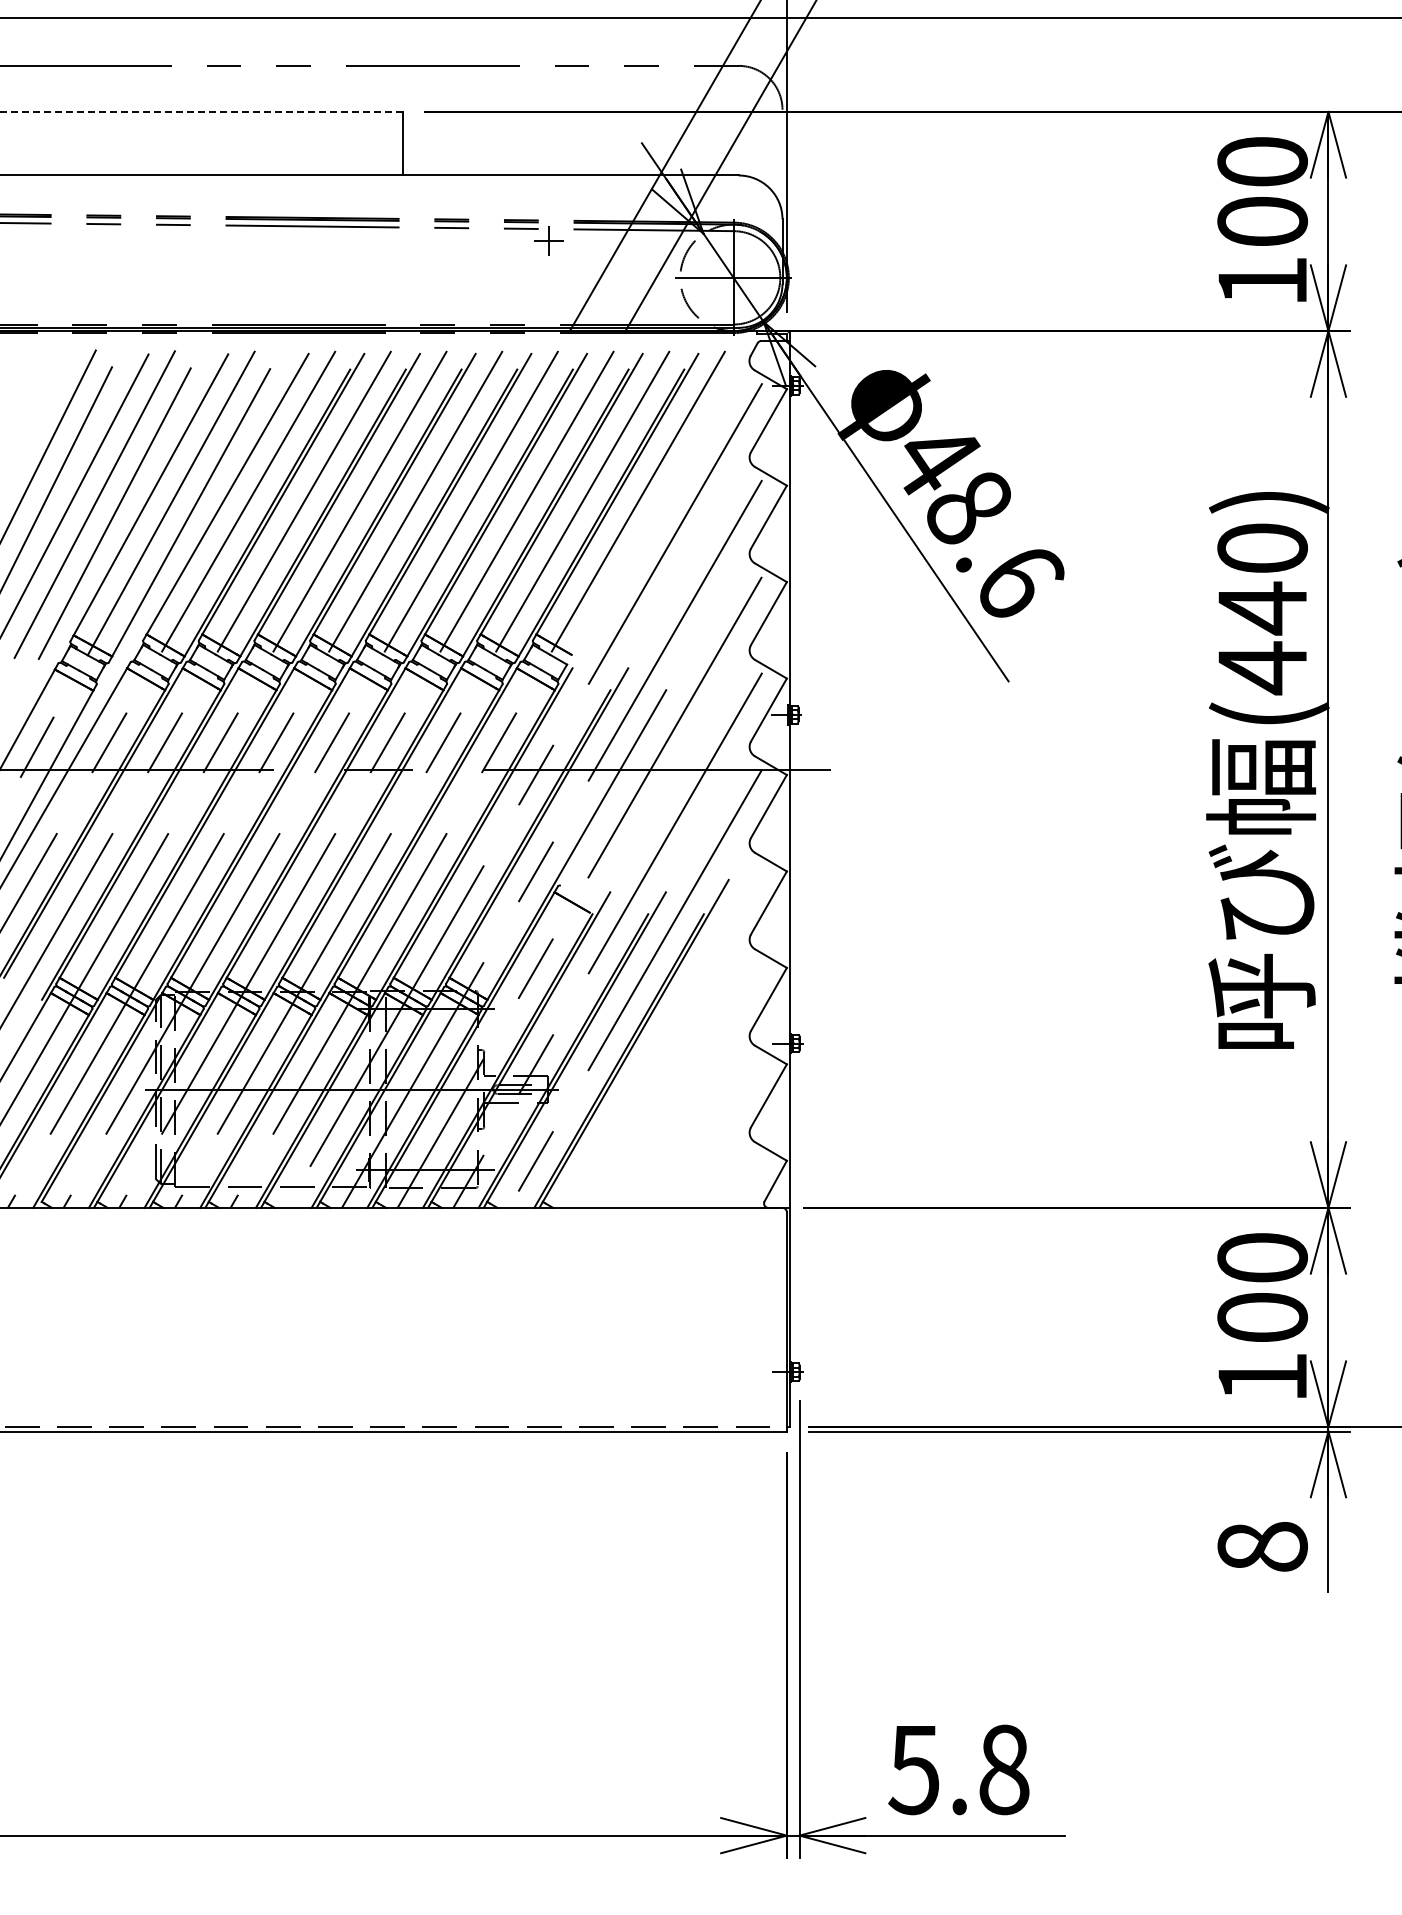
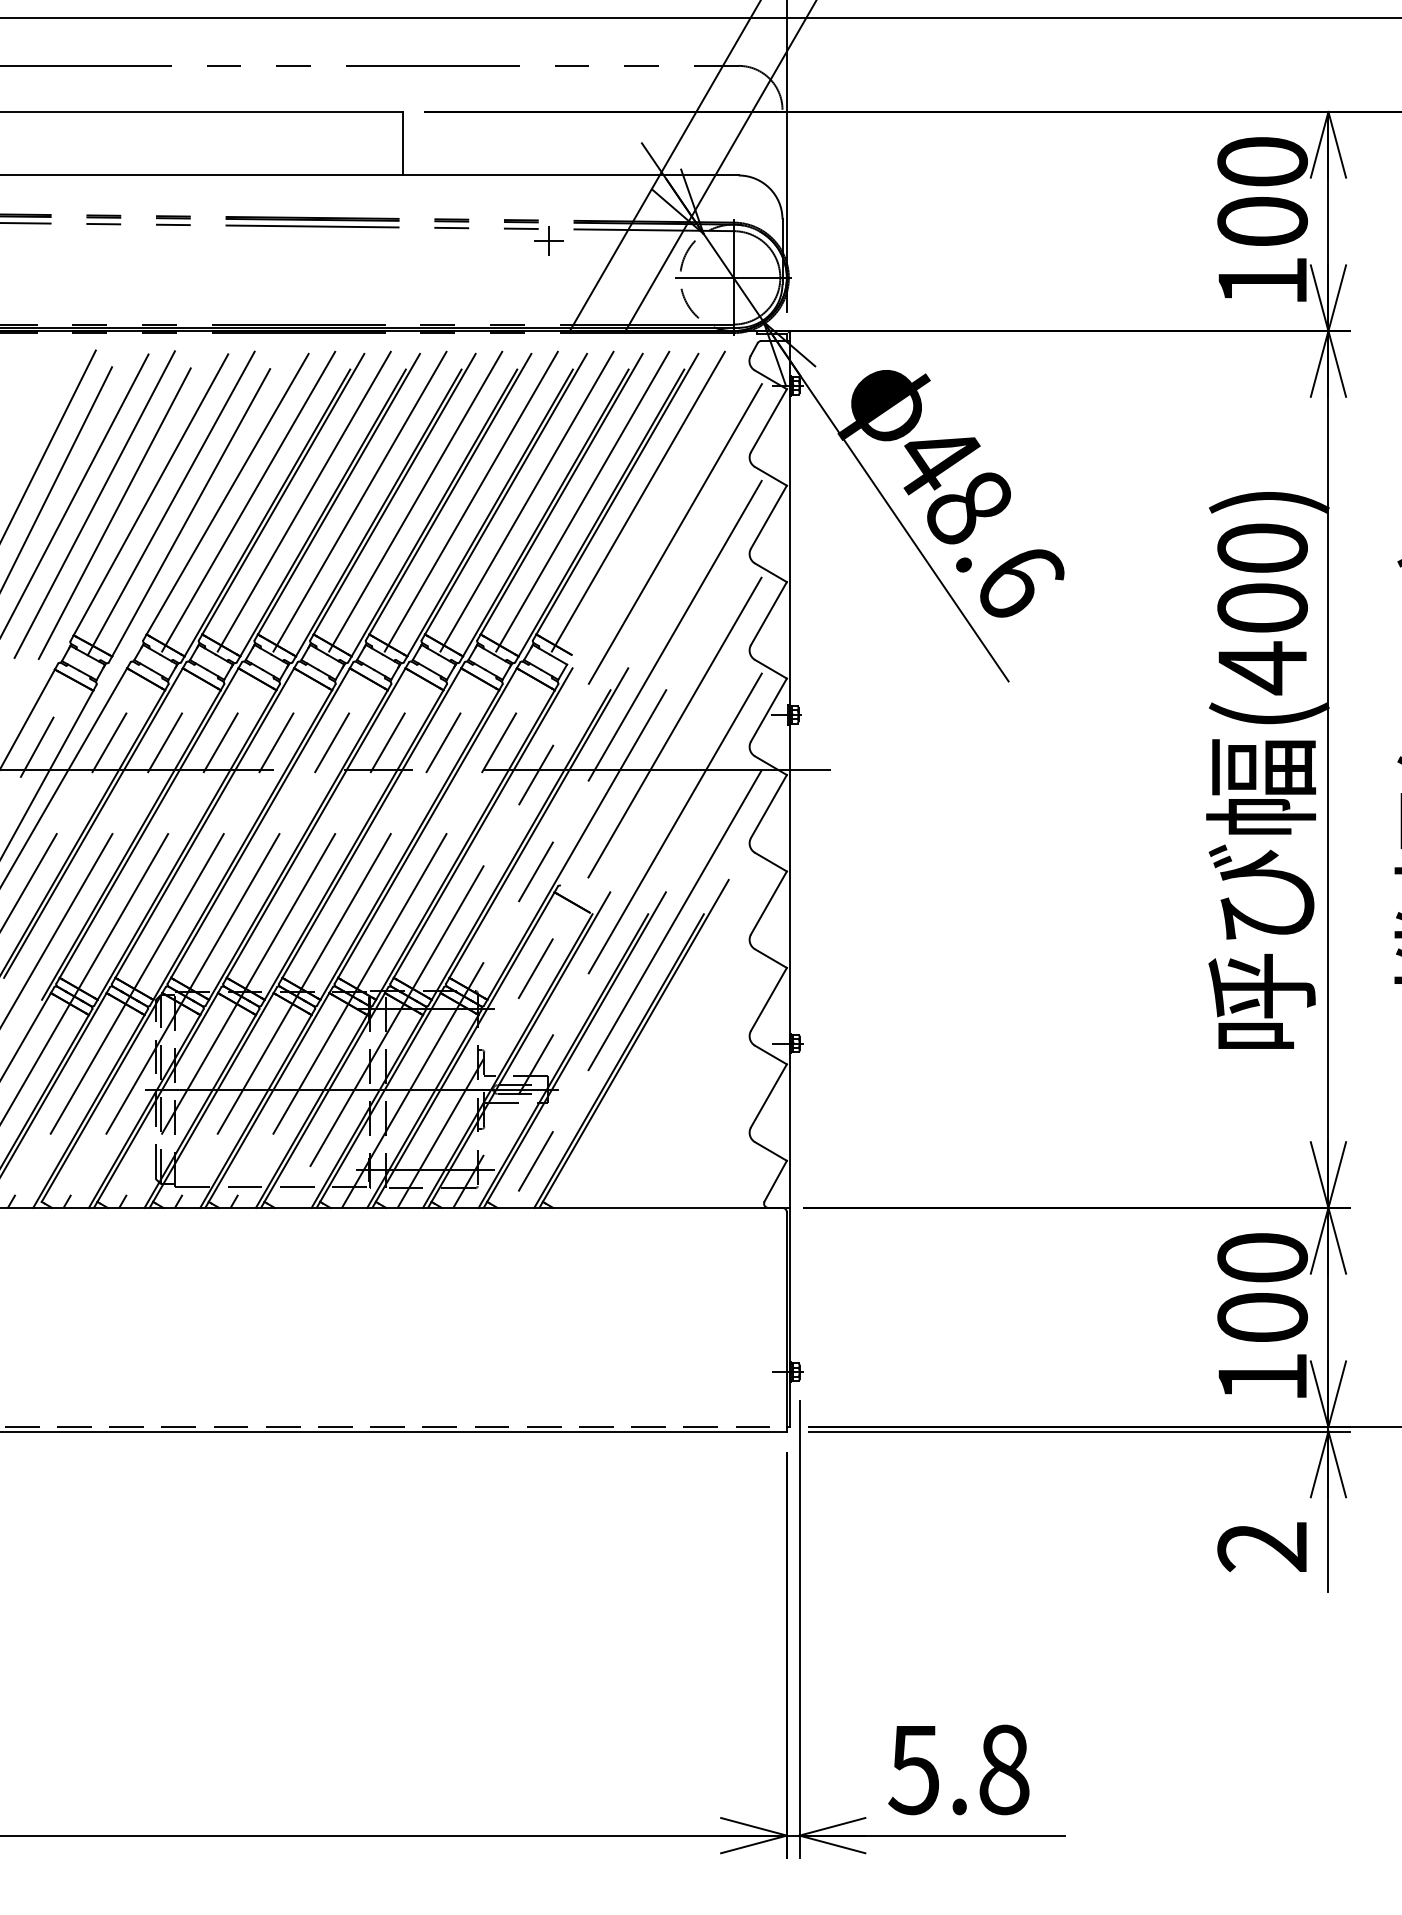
line: dashed -> solid (201, 111)
text: (440) -> (400) (1262, 608)
text: 8 -> 2 (1262, 1547)
